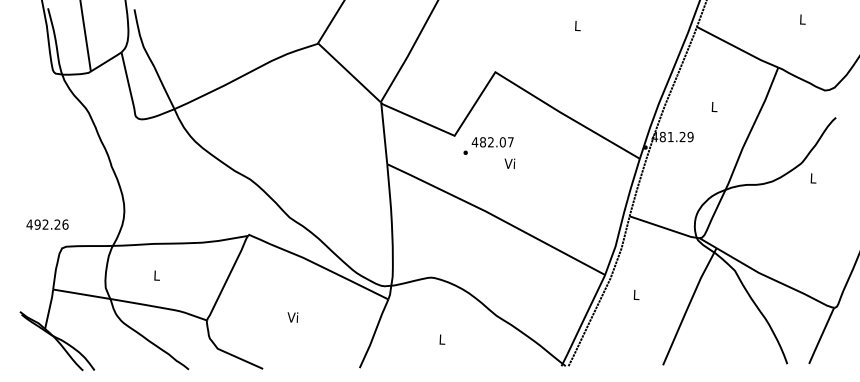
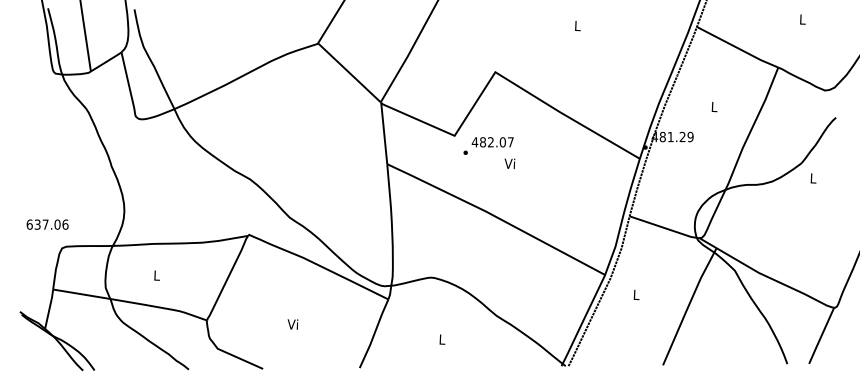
text: 492.26 -> 637.06 (43, 224)
text position: (292, 317) -> (292, 324) (292, 324)
